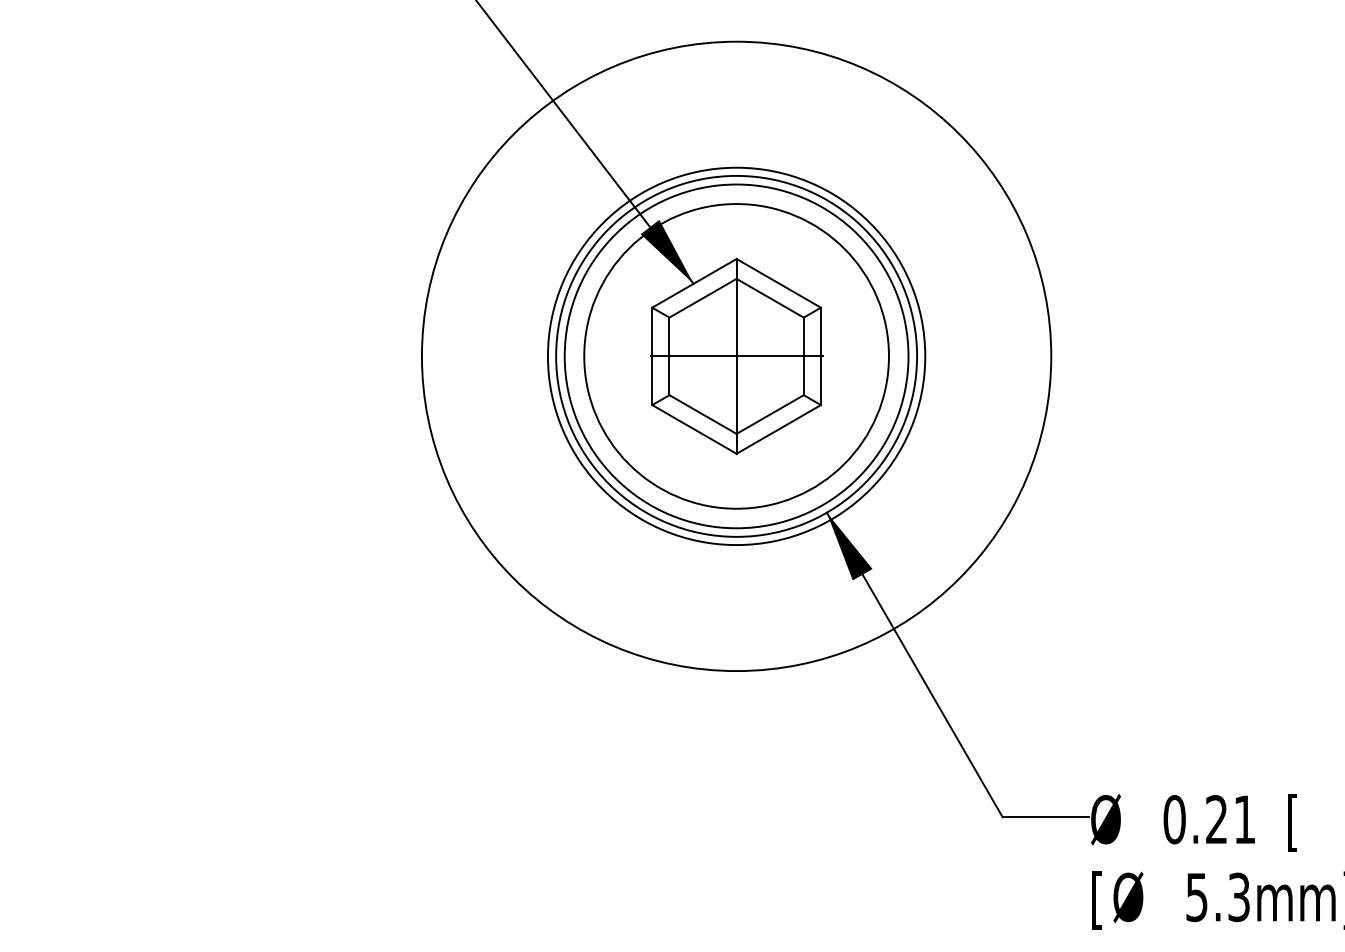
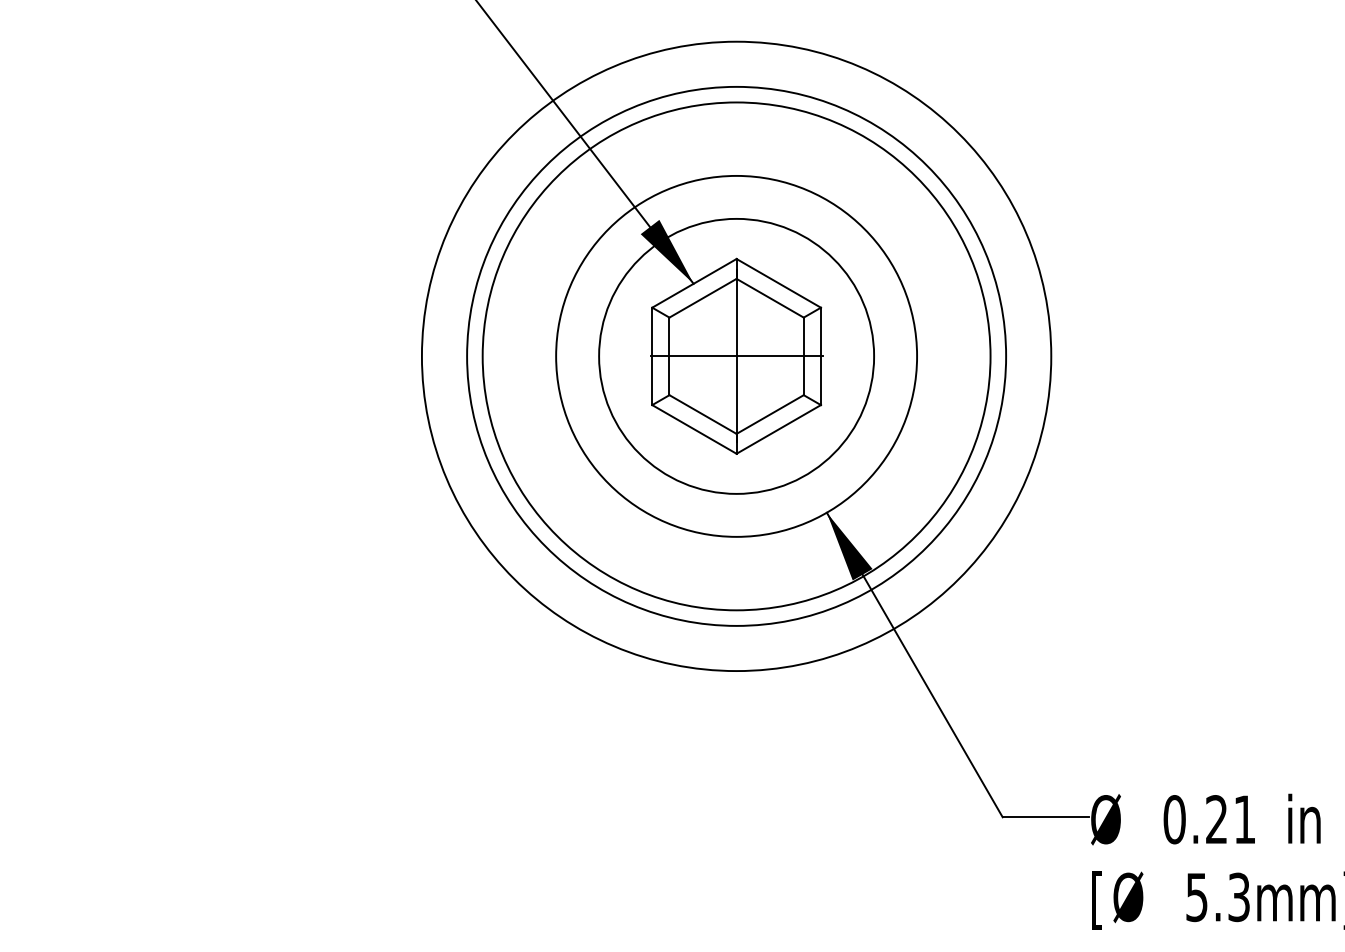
circle diameter: 305 px -> 508 px (736, 356)
circle diameter: 344 px -> 275 px (736, 355)
circle diameter: 377 px -> 539 px (736, 355)
text: [ -> in (1304, 822)
